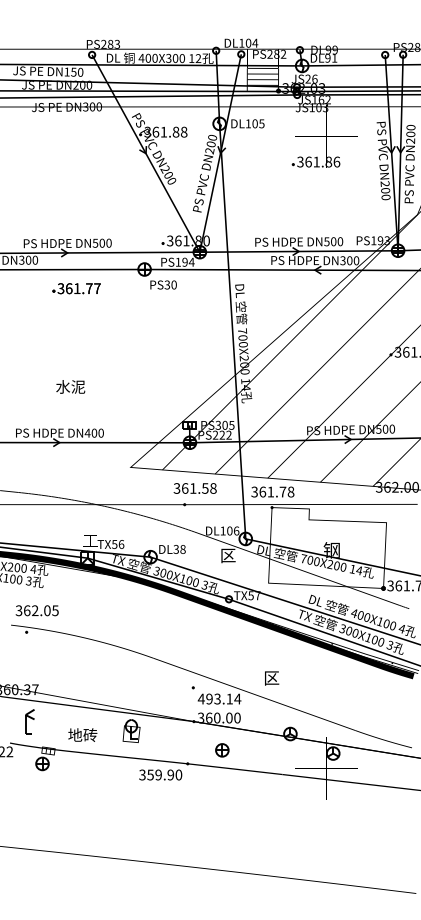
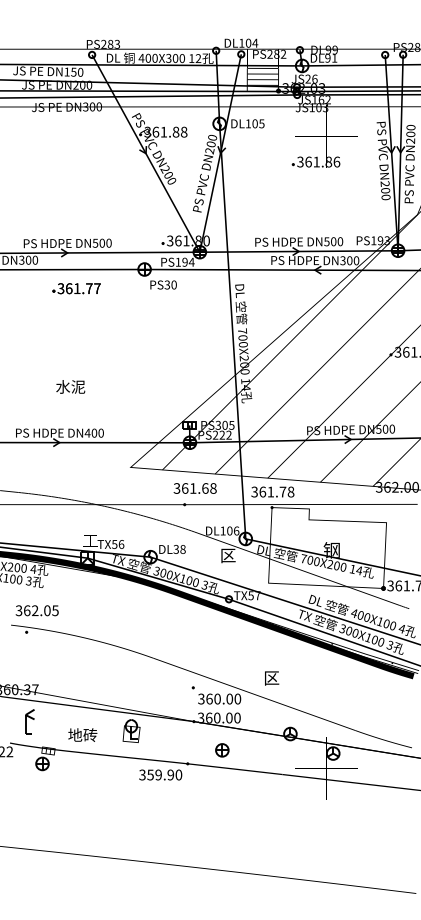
text: 361.58 -> 361.68 (205, 488)
text: 493.14 -> 360.00 (219, 698)
